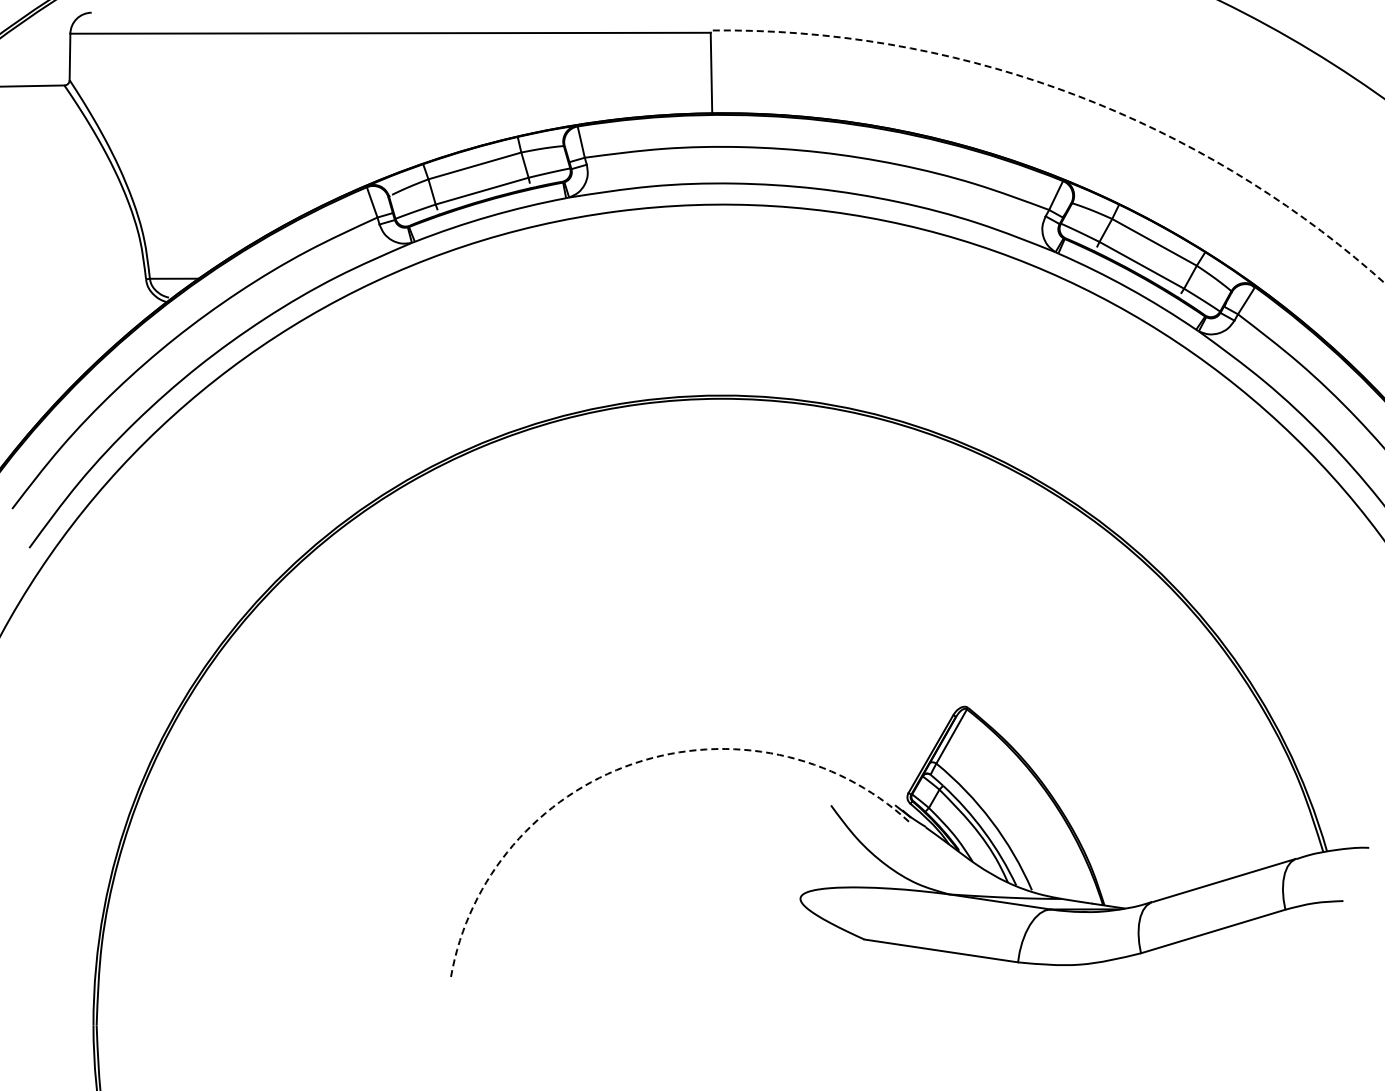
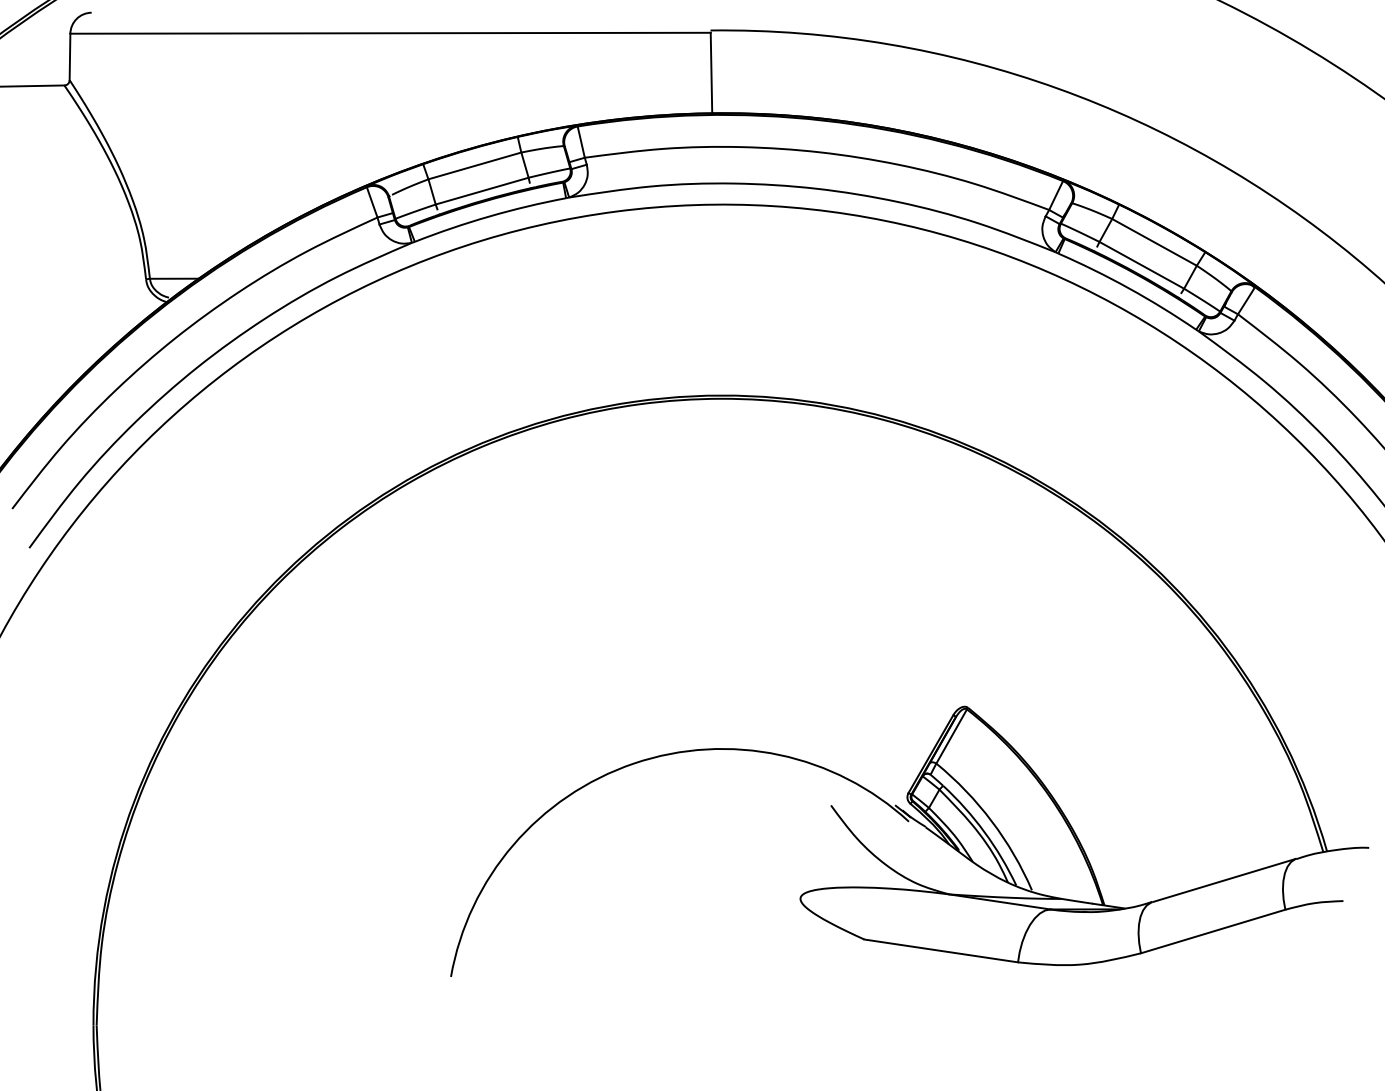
arc: dashed -> solid (1072, 94)
arc: dashed -> solid (633, 763)
